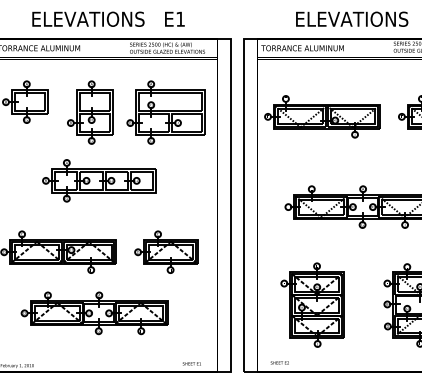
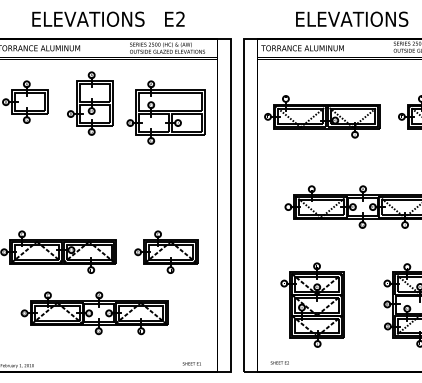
text: E1 -> E2 (180, 18)
part position: (90, 112) -> (90, 103) (90, 103)
part: present -> none (99, 180)
